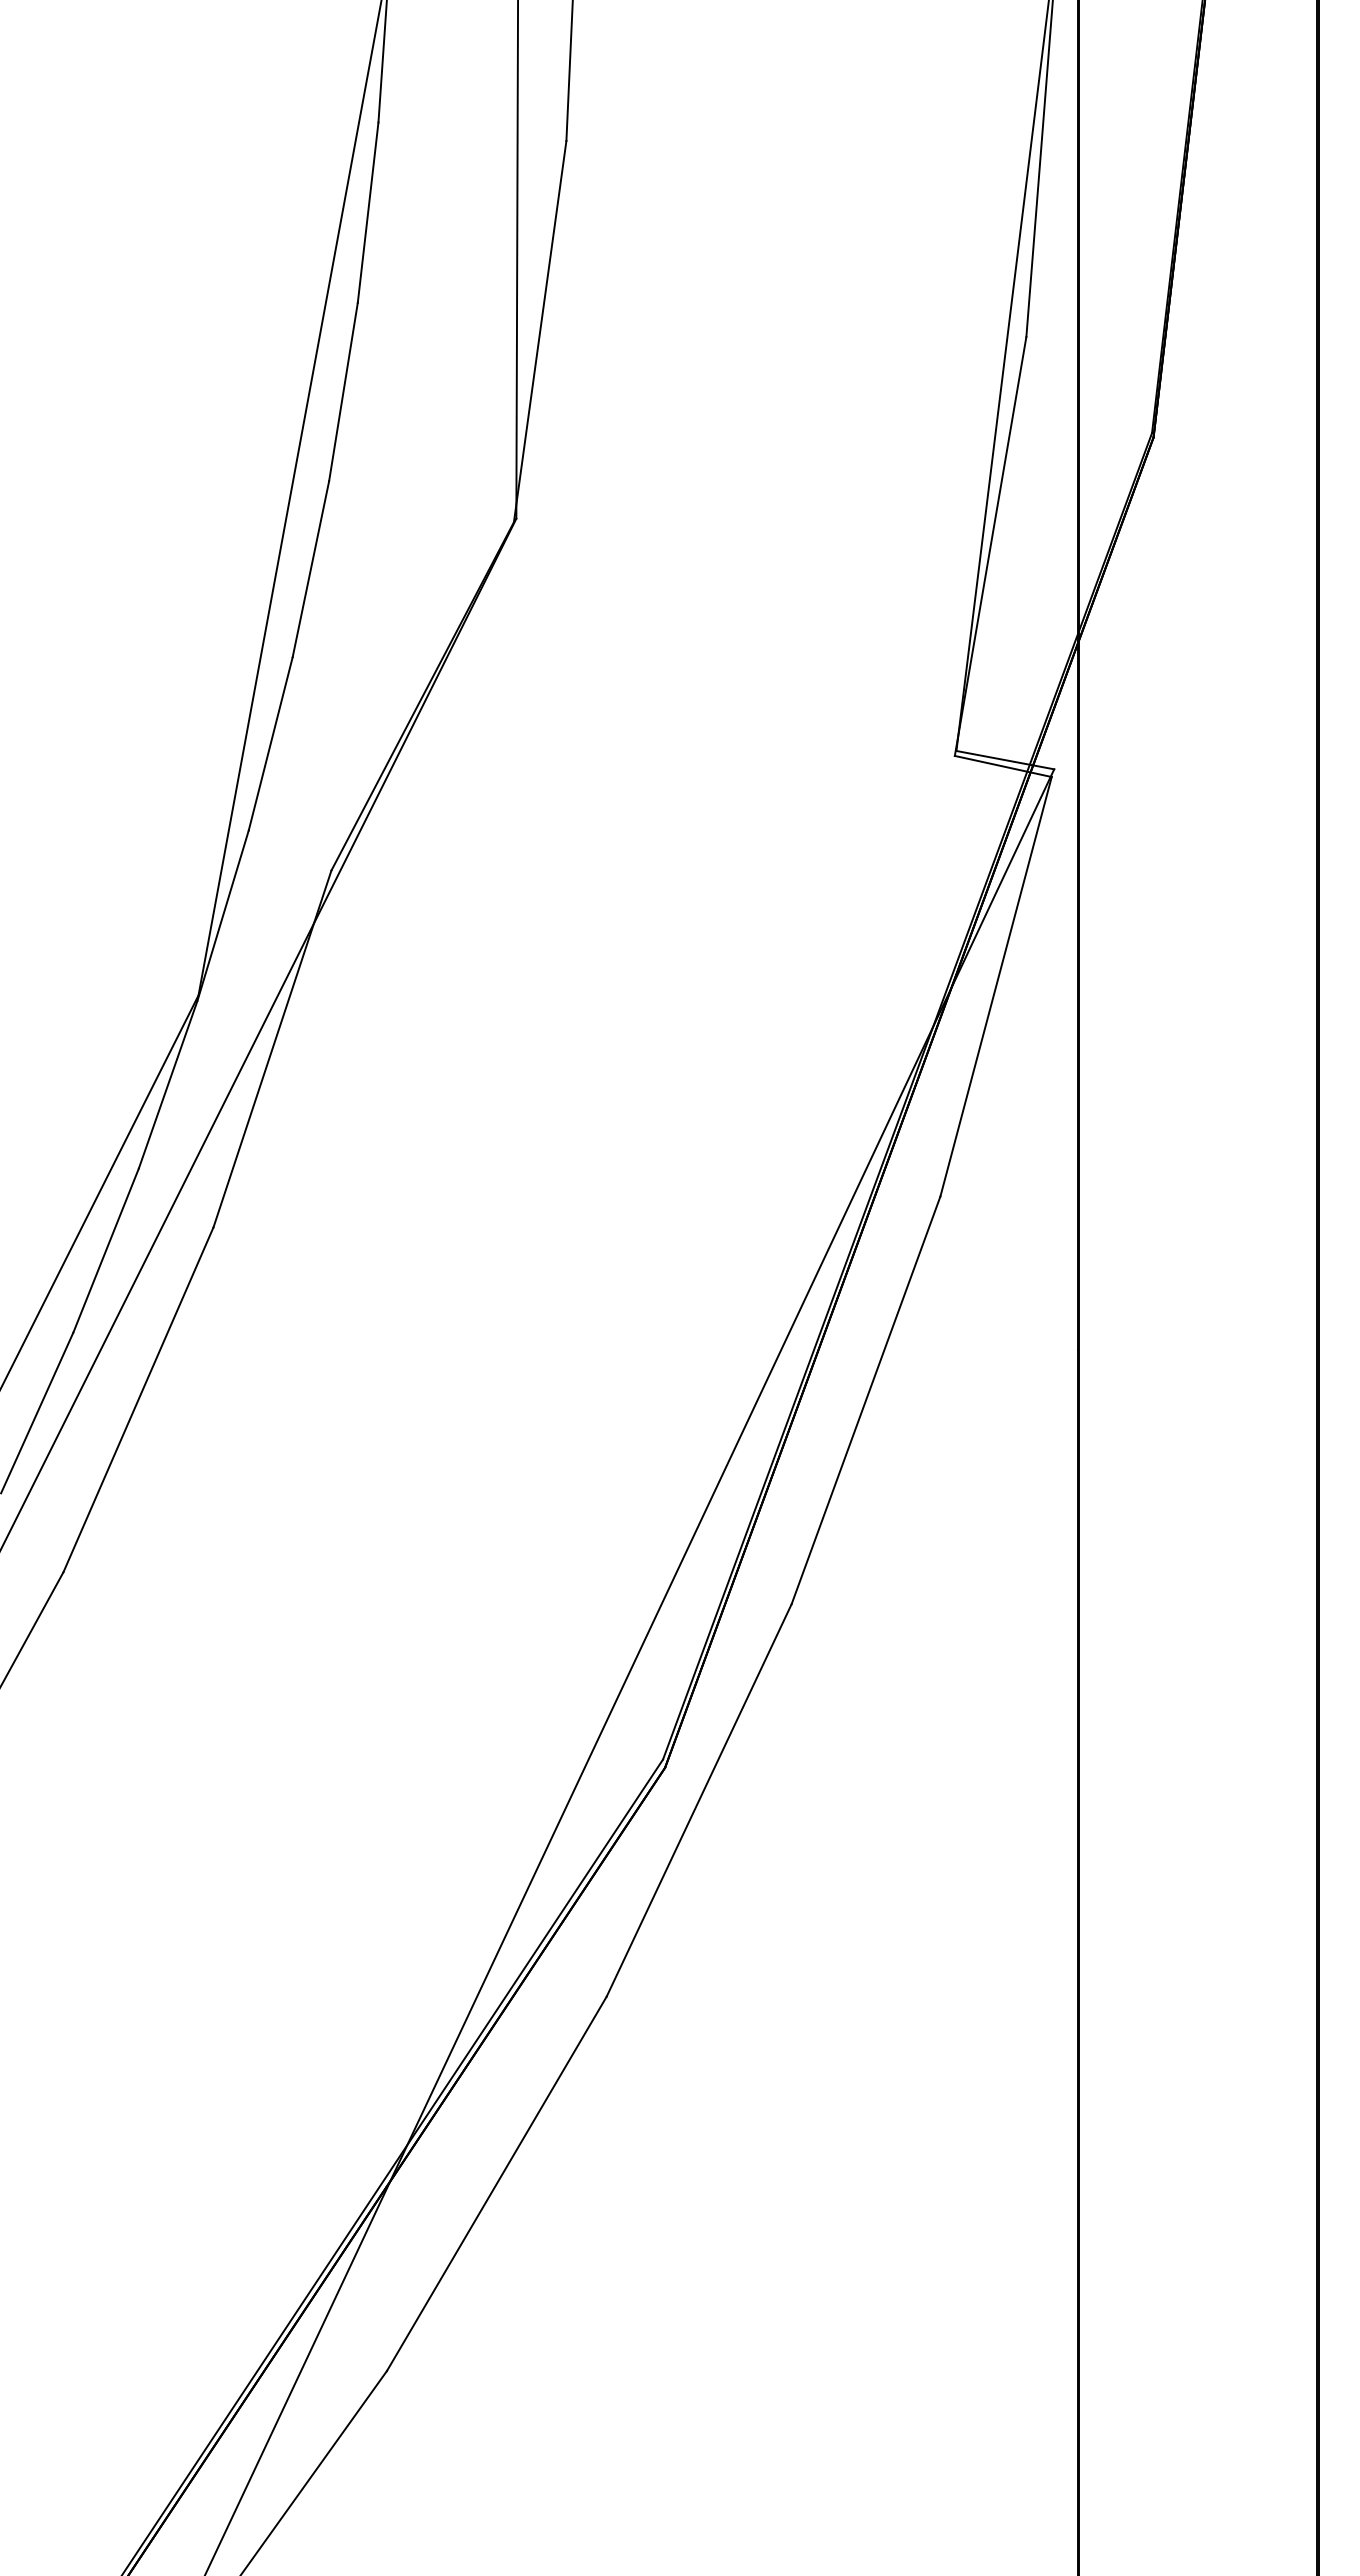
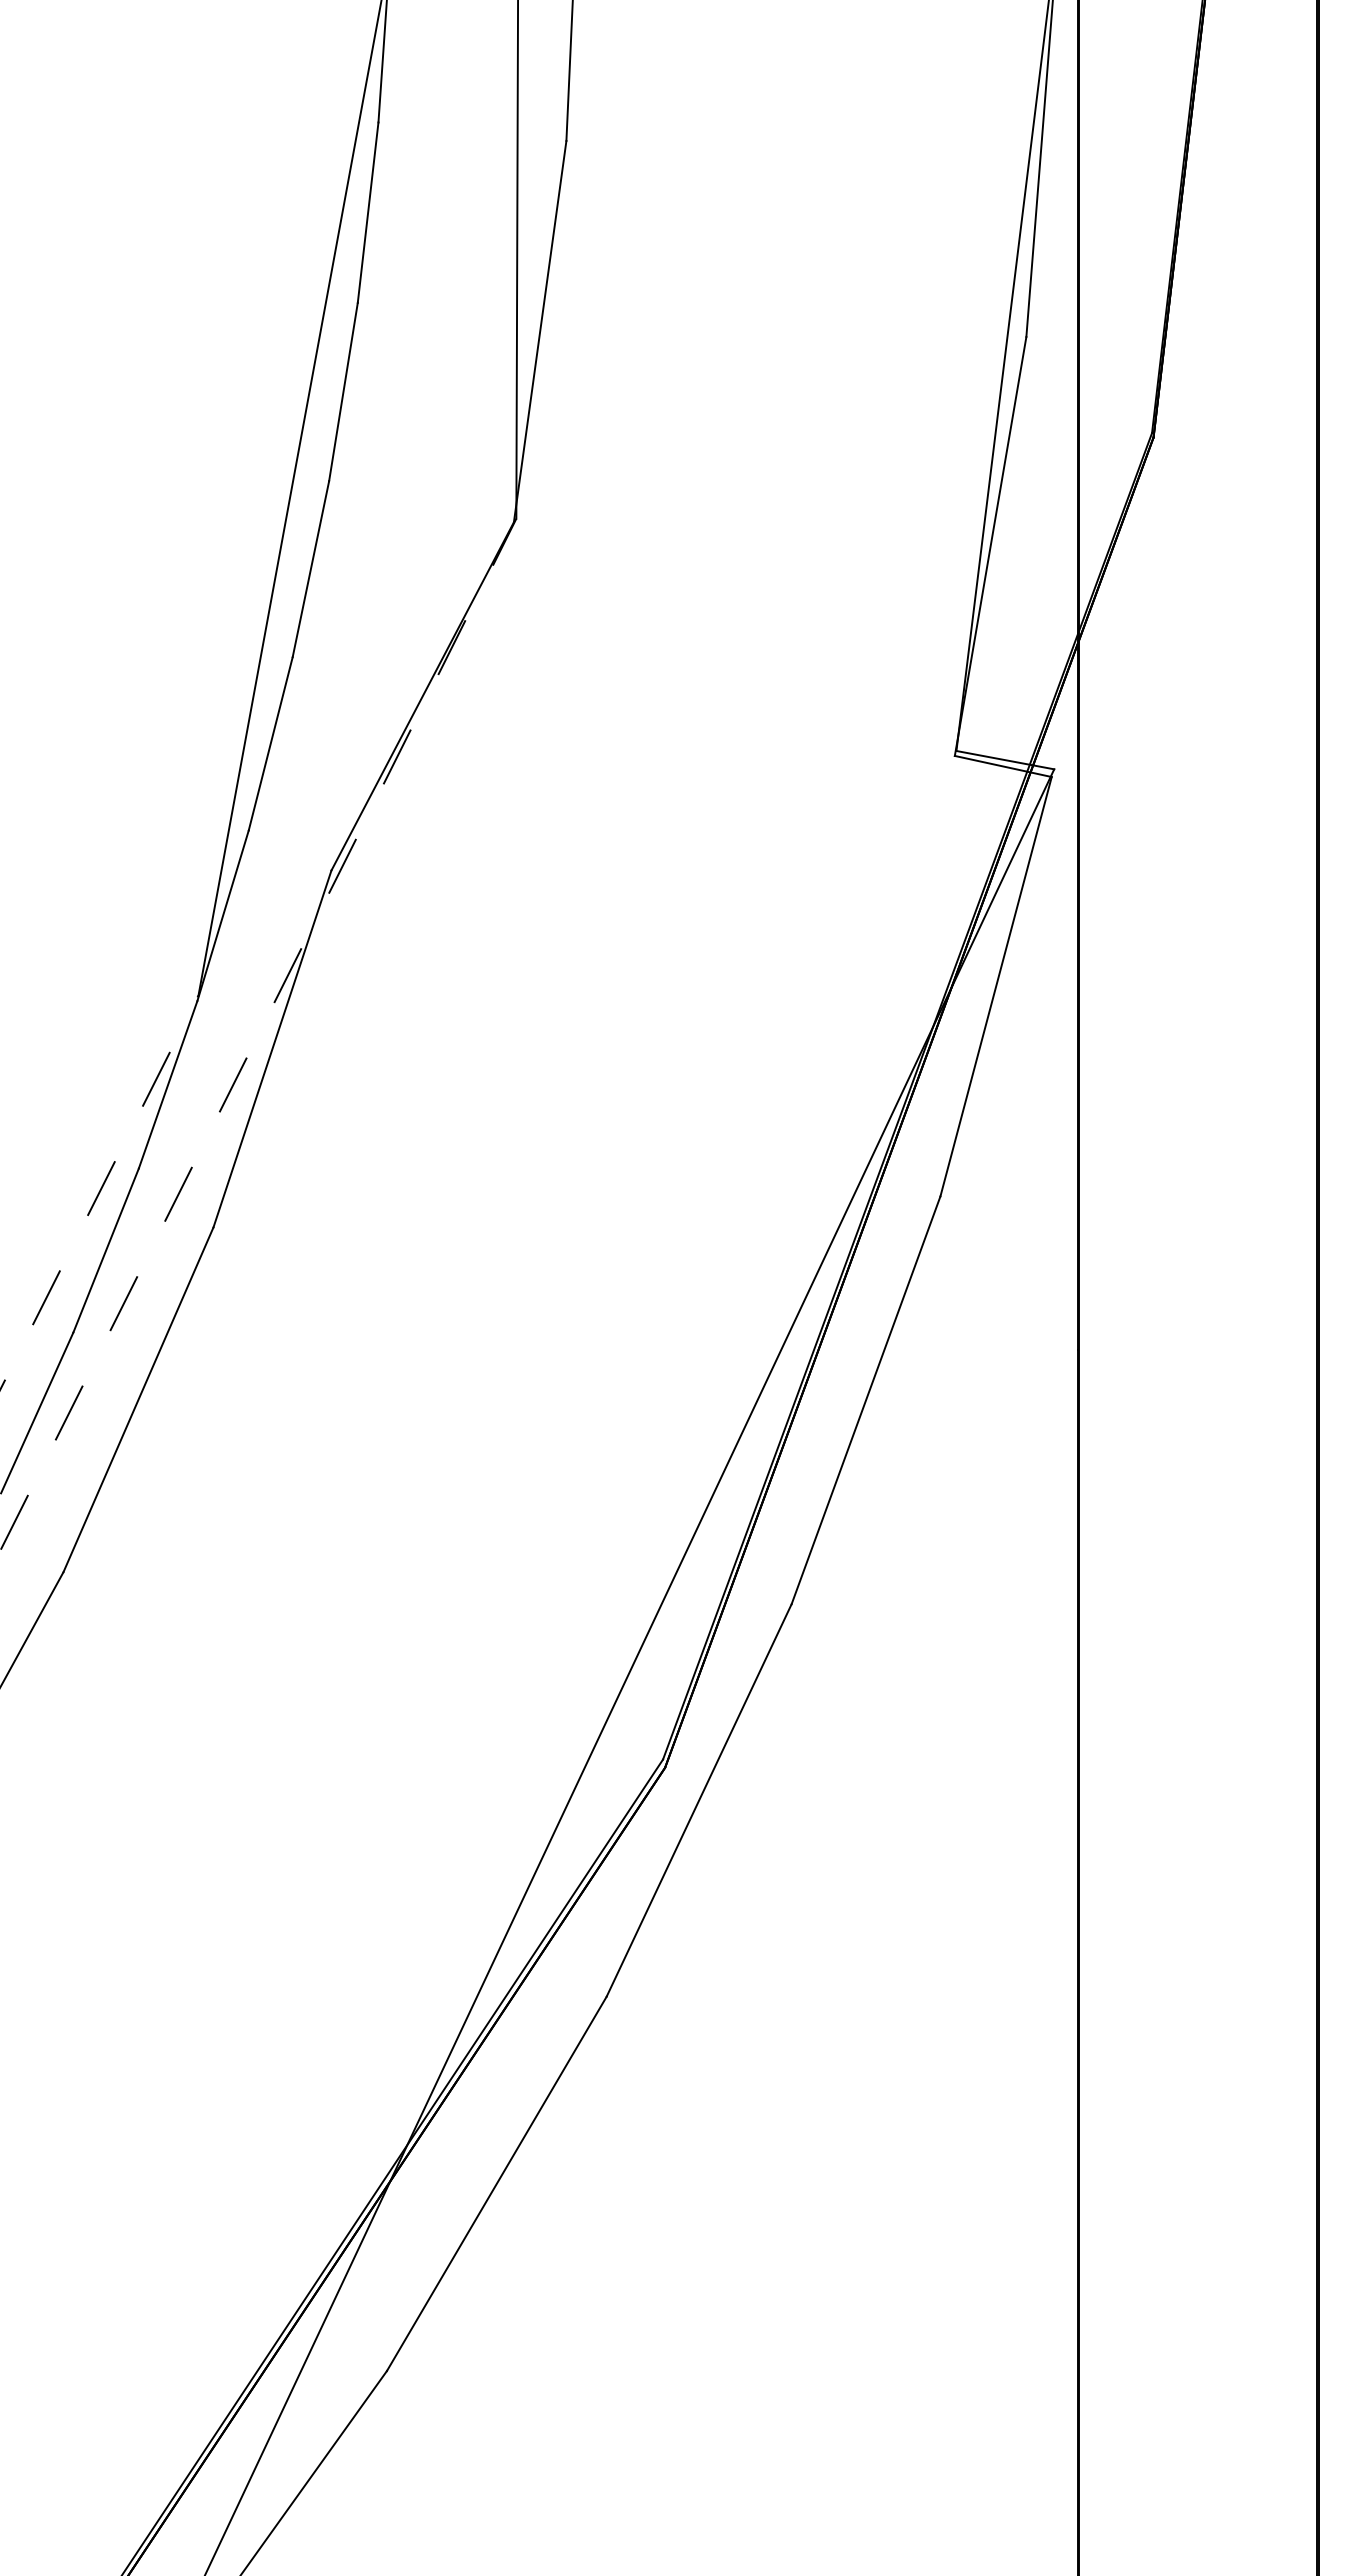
line: solid -> dashed (258, 1034)
line: solid -> dashed (99, 1192)
